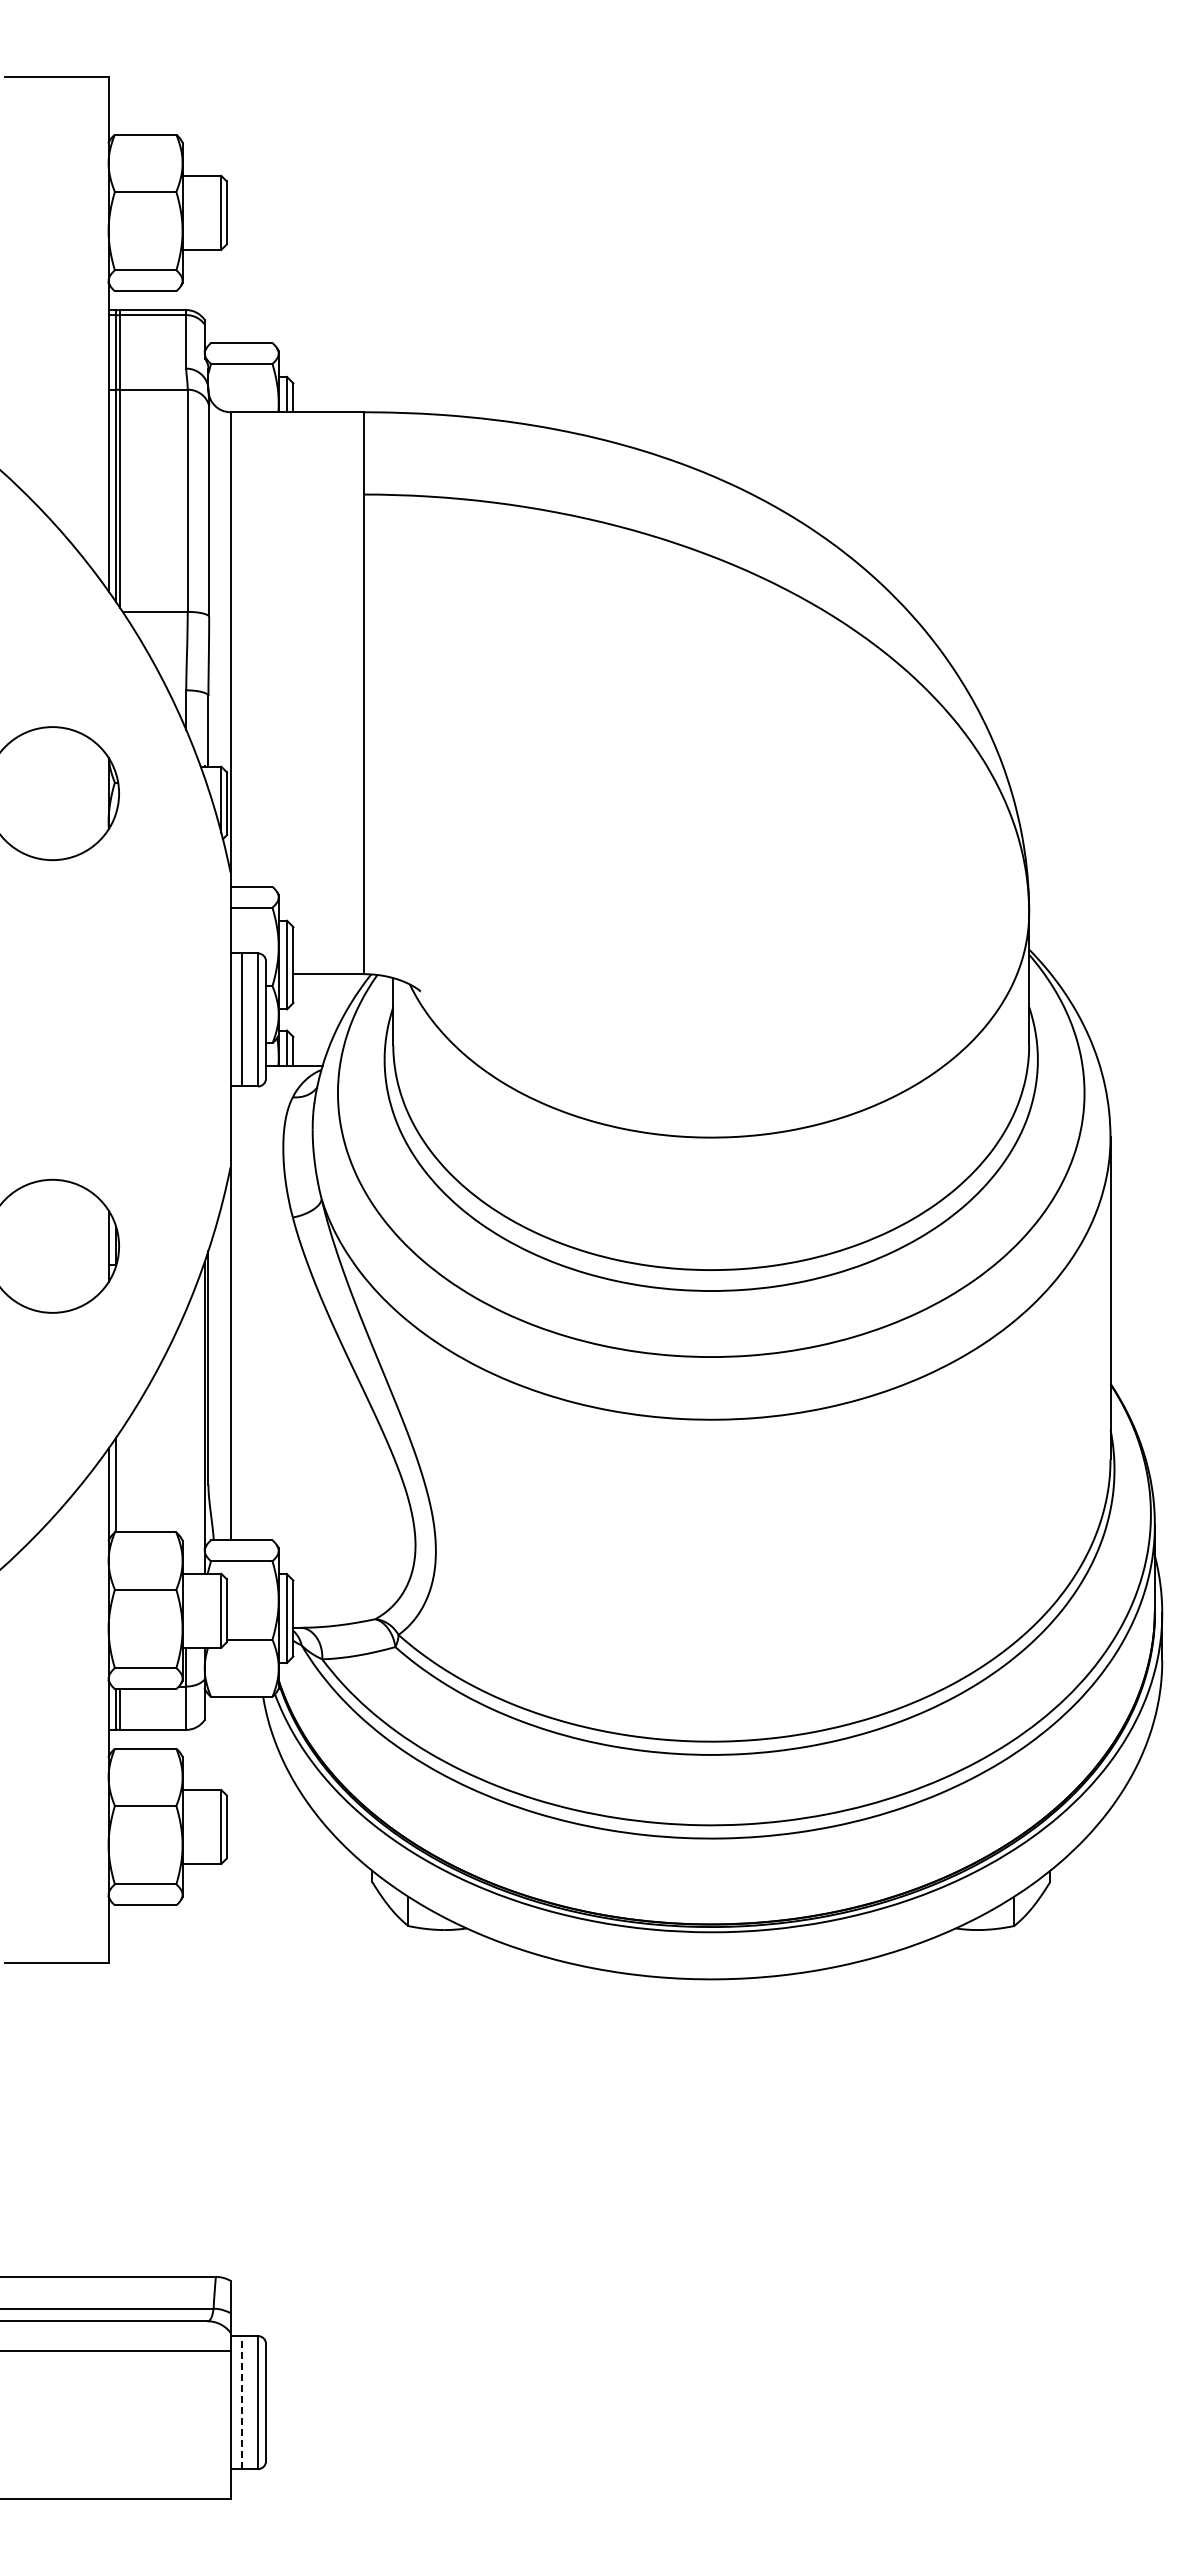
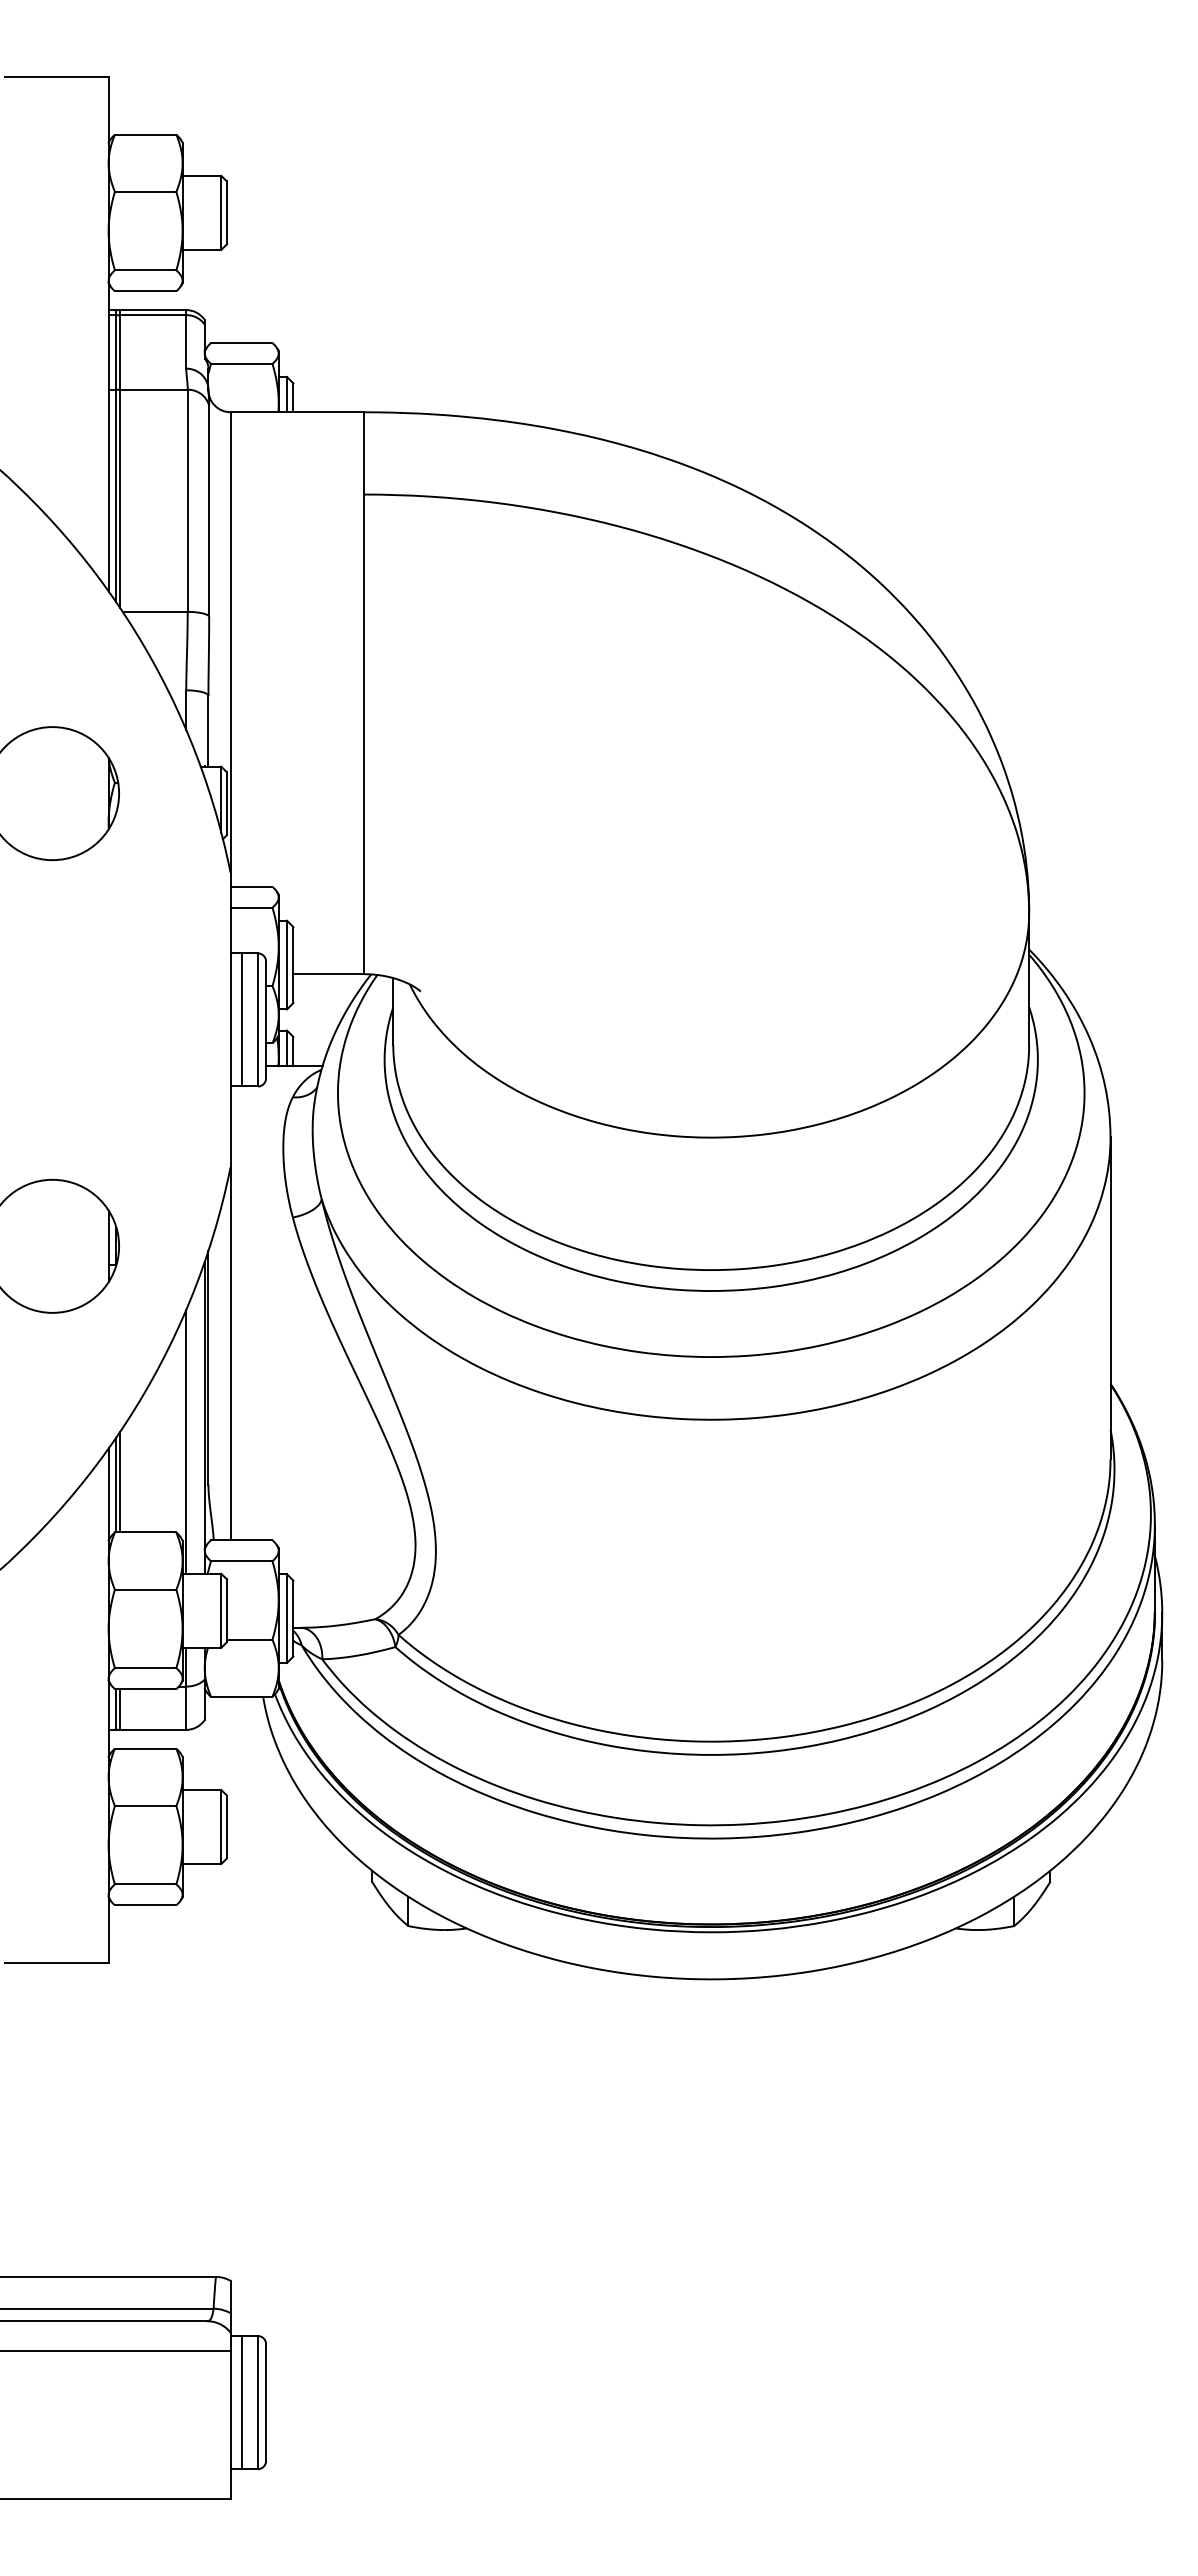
line: none -> present (186, 1441)
line: none -> present (119, 1482)
line: dashed -> solid (241, 2402)
